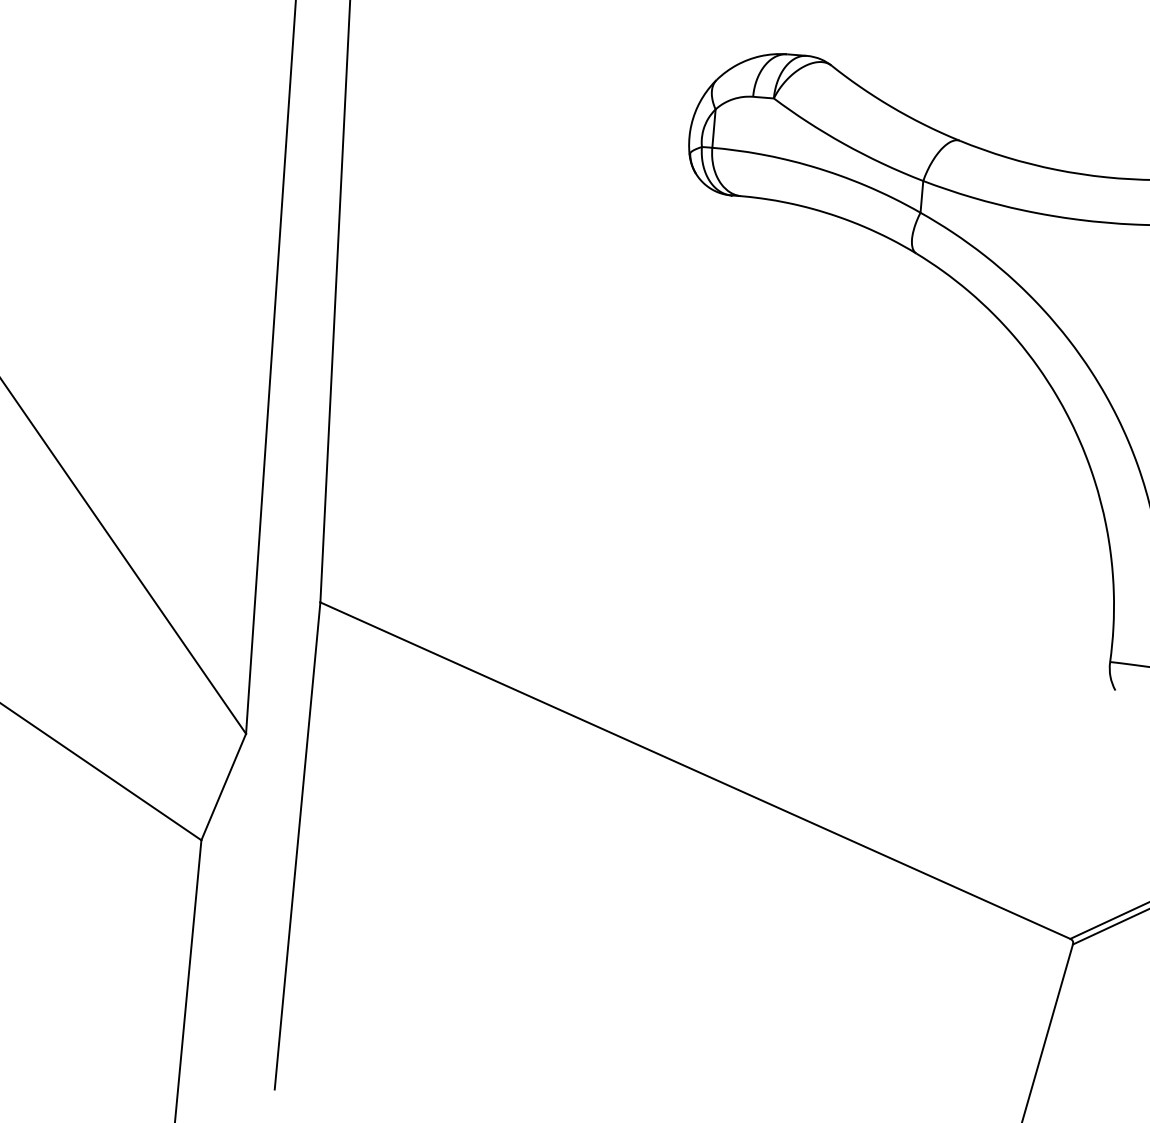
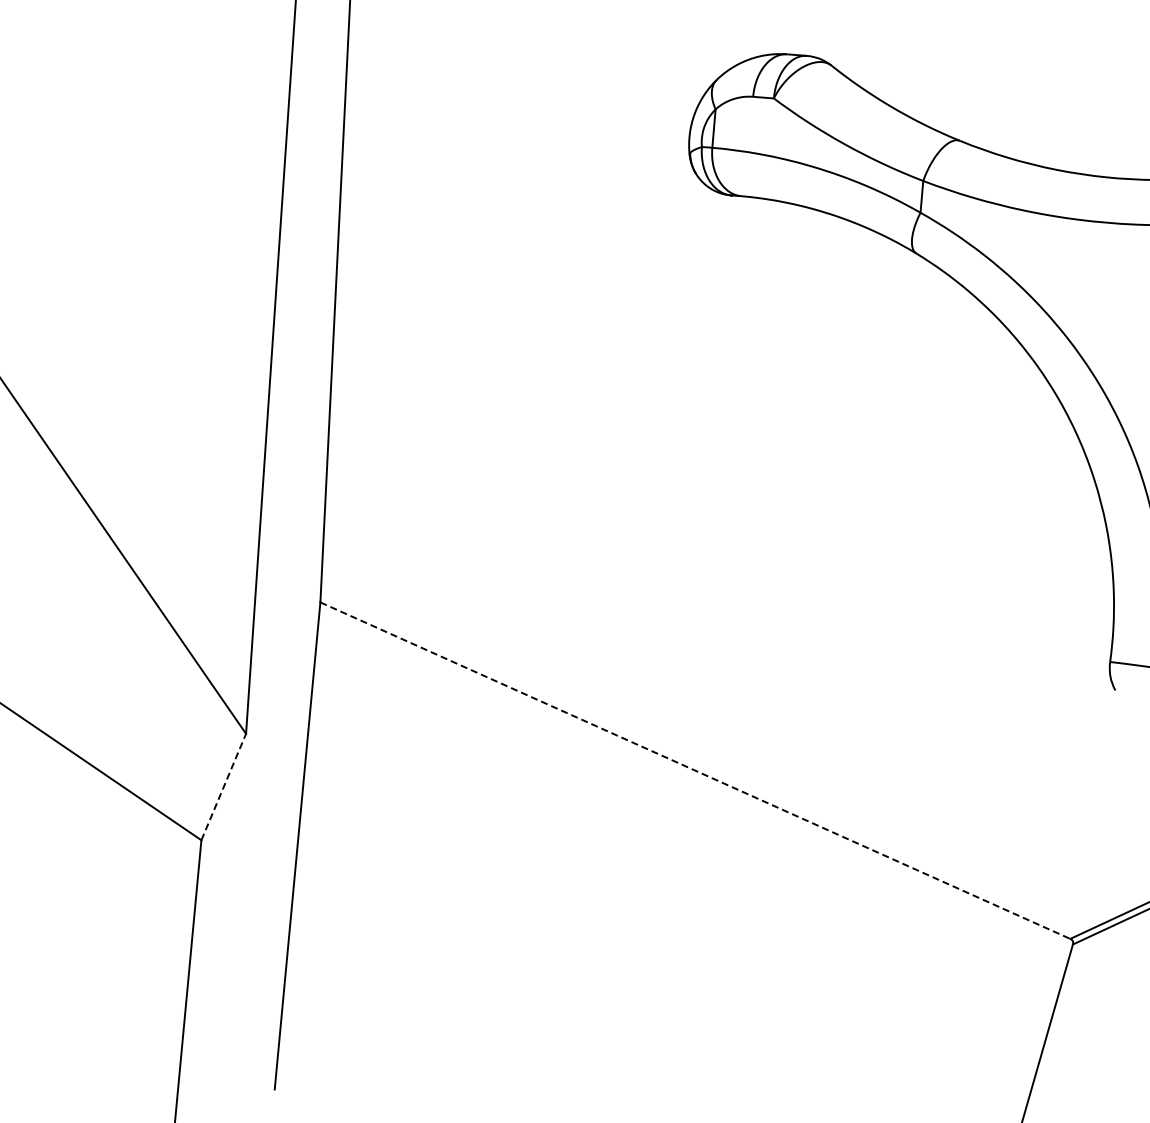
line: solid -> dashed (695, 770)
line: solid -> dashed (223, 787)
